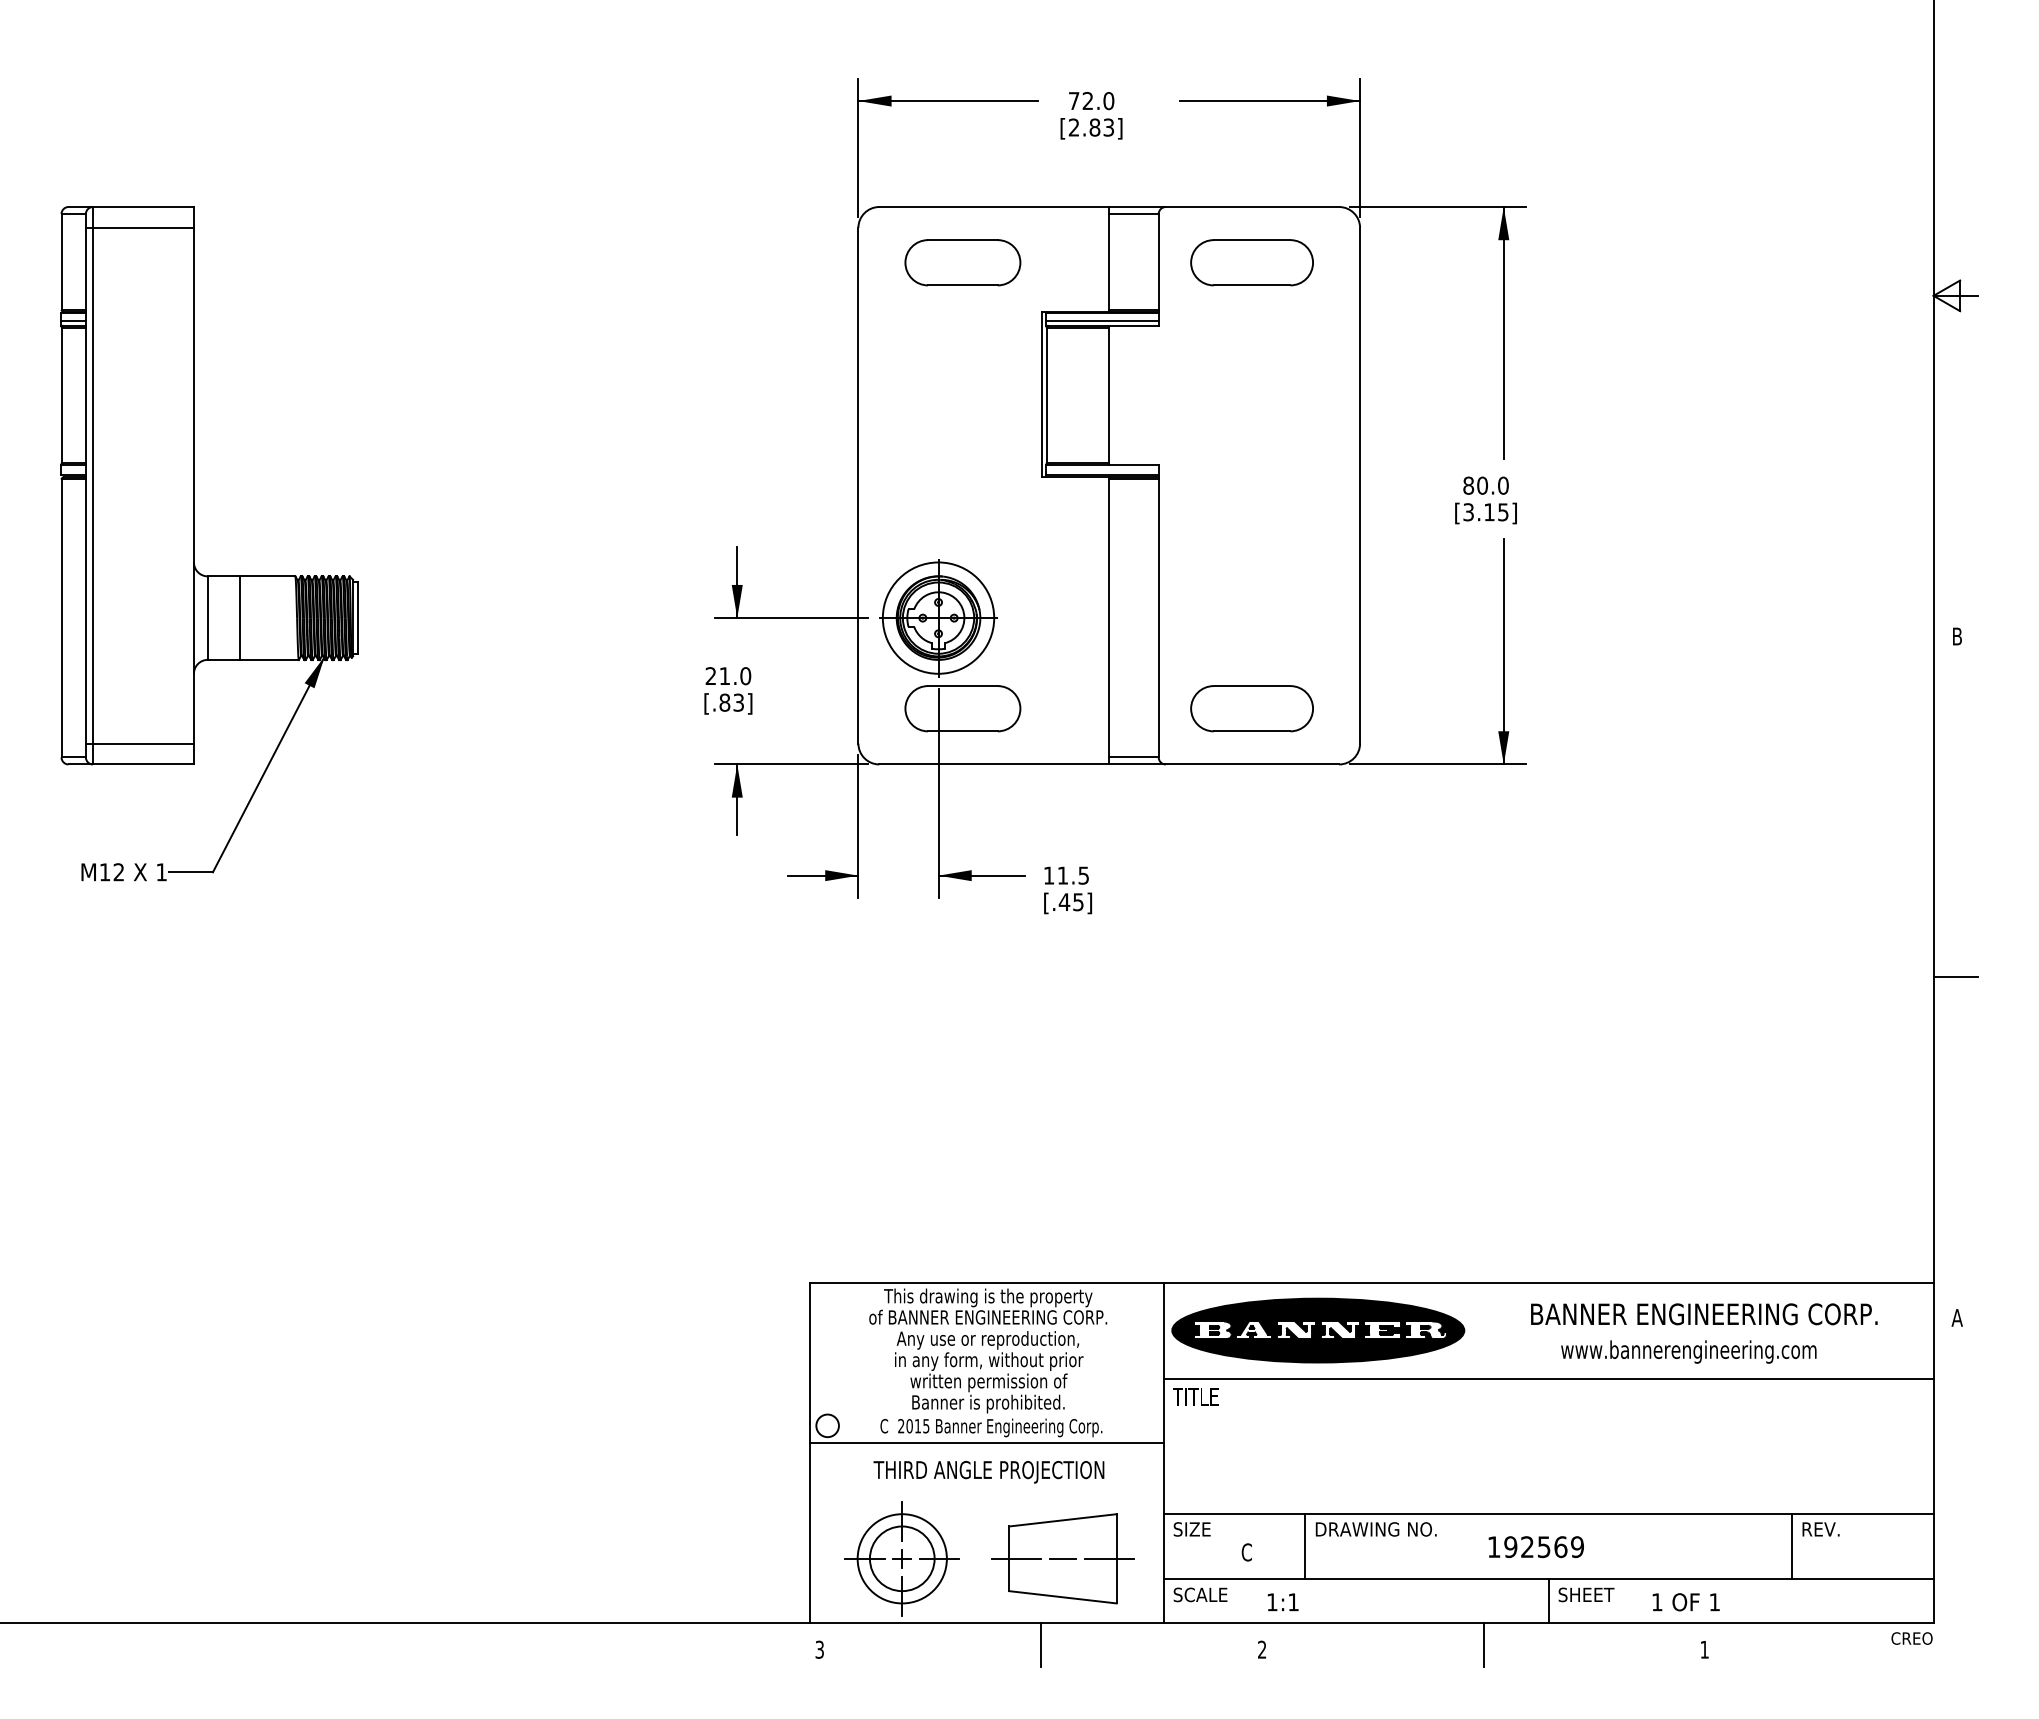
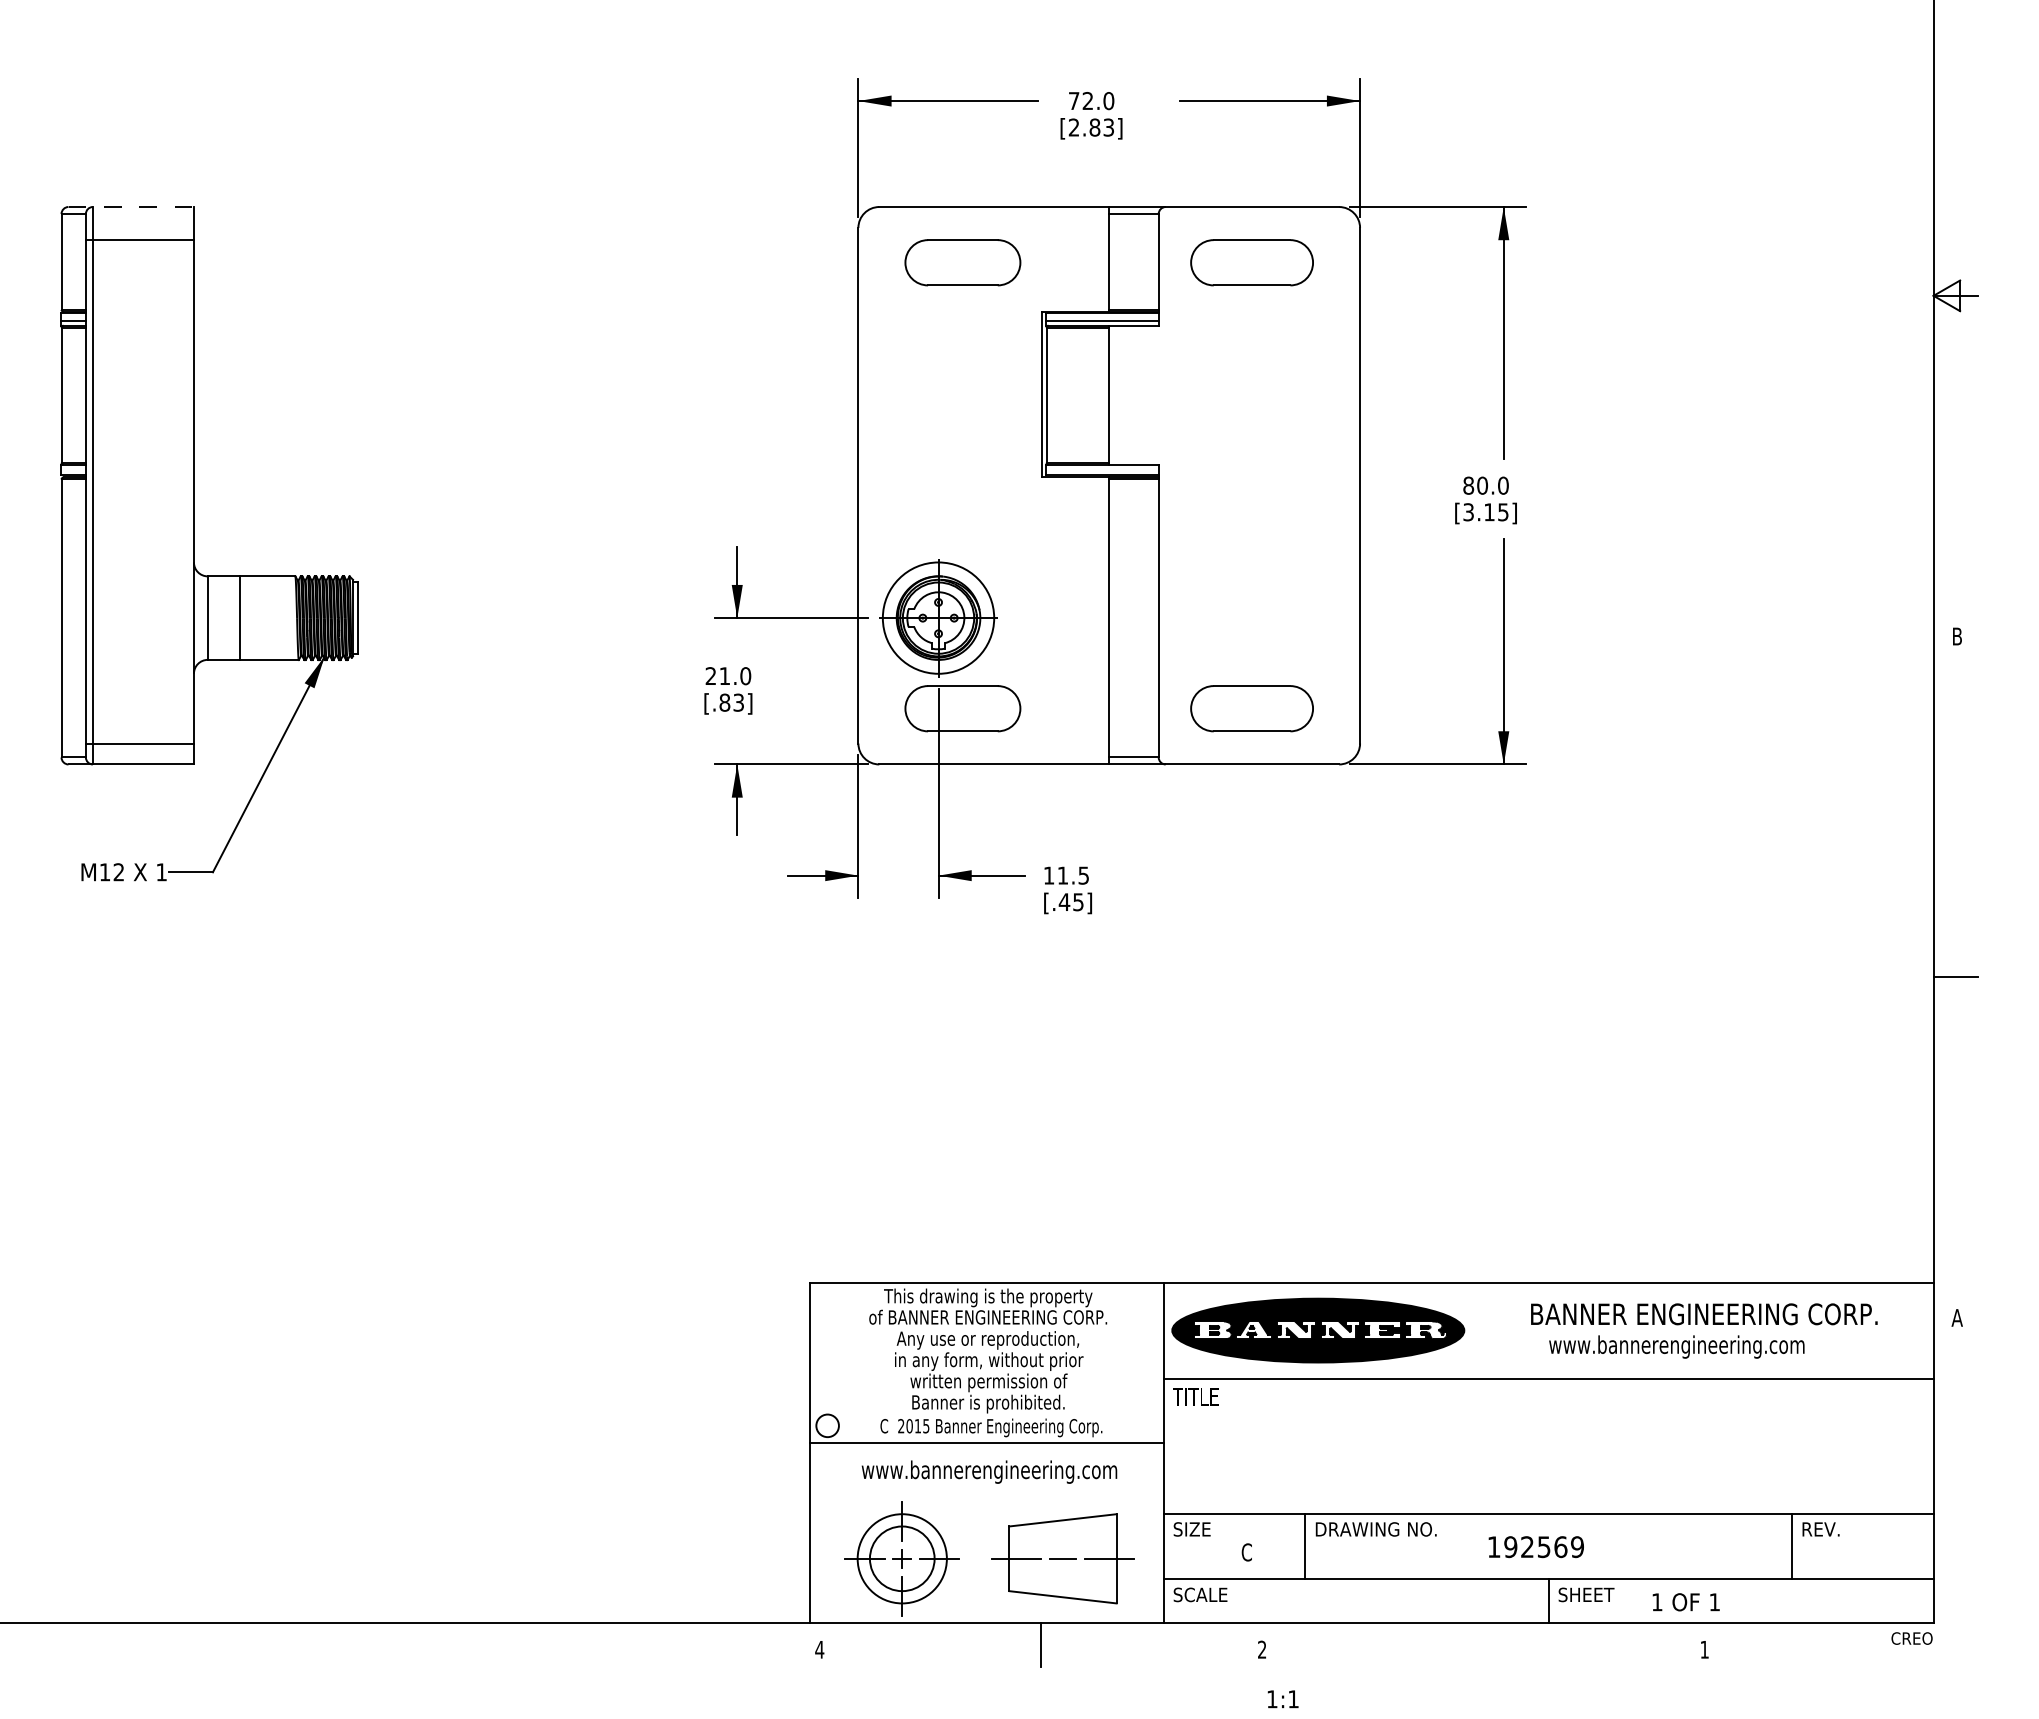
line: solid -> dashed (131, 207)
line position: (139, 227) -> (139, 239) (139, 239)
text position: (1688, 1351) -> (1676, 1346) (1676, 1346)
text: THIRD ANGLE PROJECTION -> www.bannerengineering.com (989, 1471)
text position: (1282, 1602) -> (1282, 1699) (1282, 1699)
line: present -> none (1483, 1645)
text: 3 -> 4 (819, 1649)
